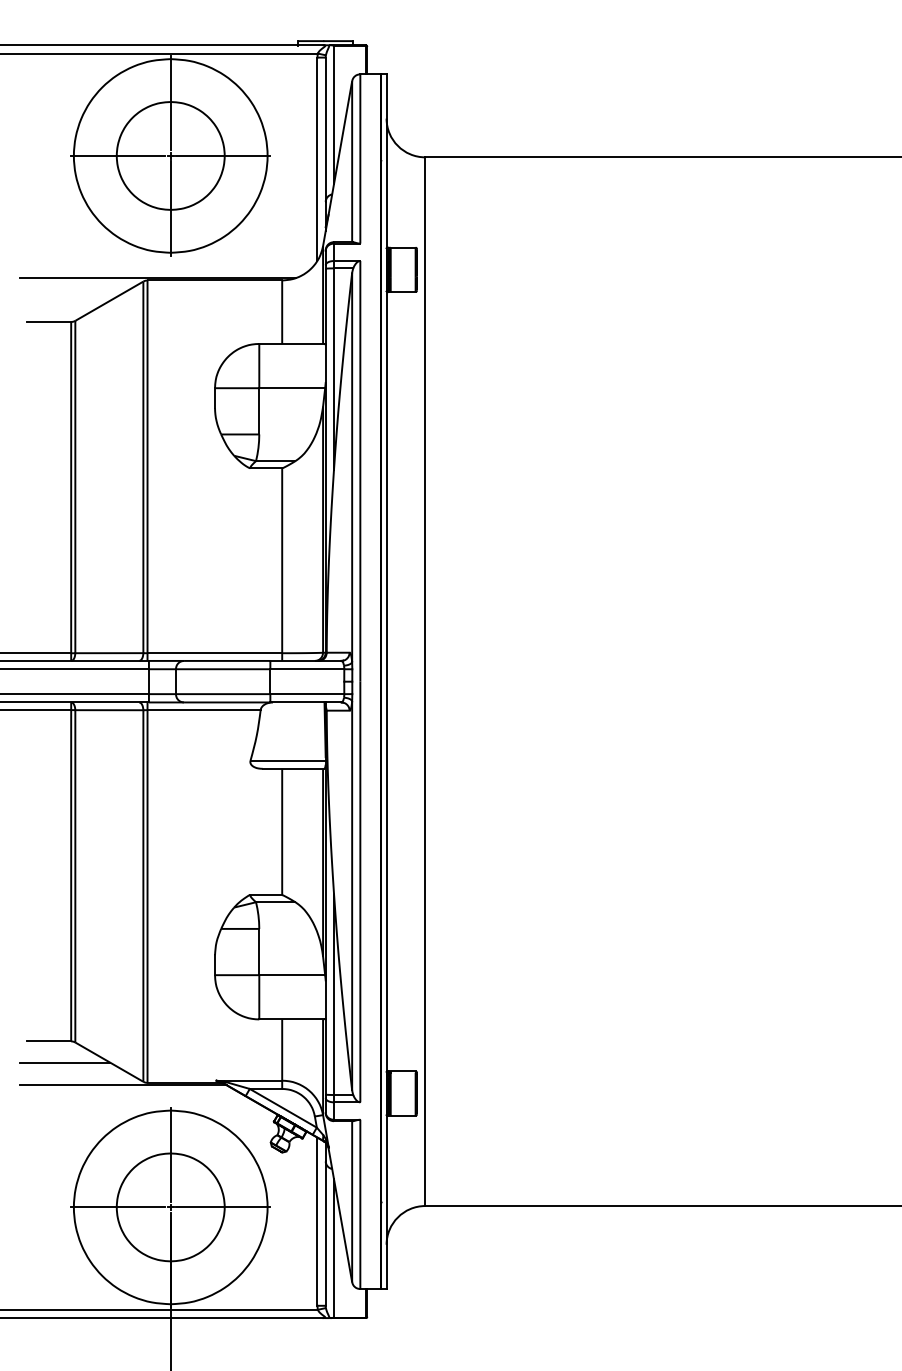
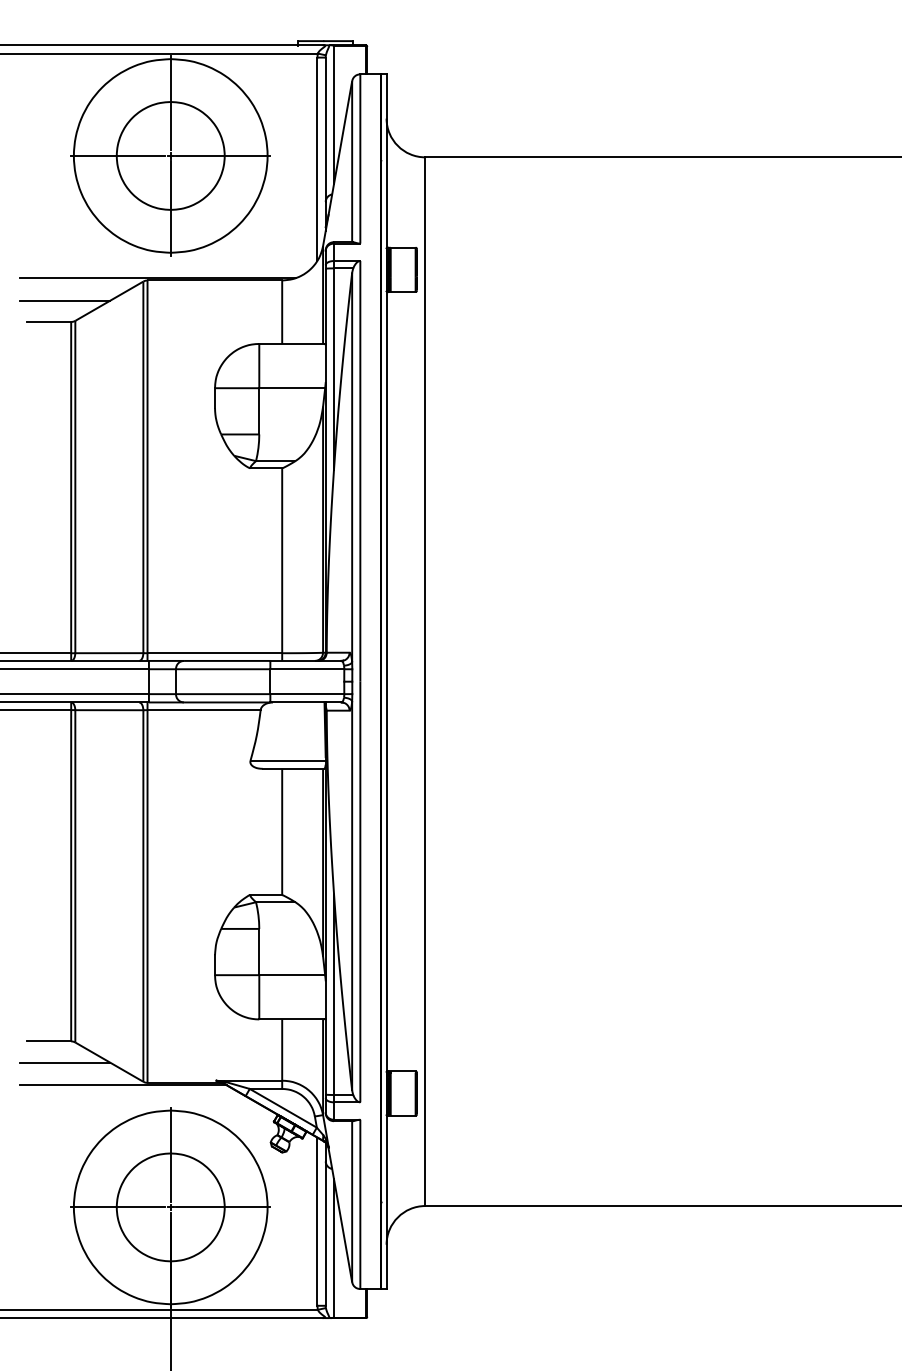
line: none -> present (64, 300)
